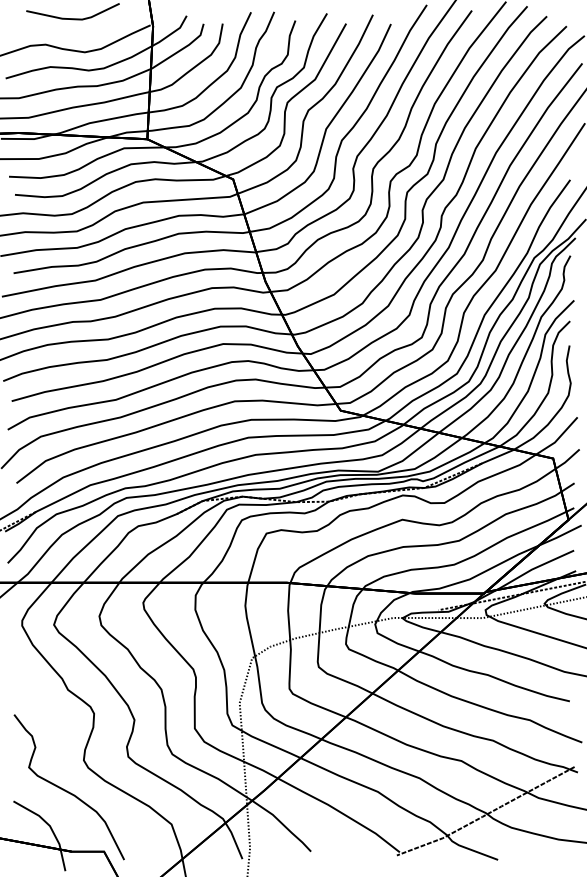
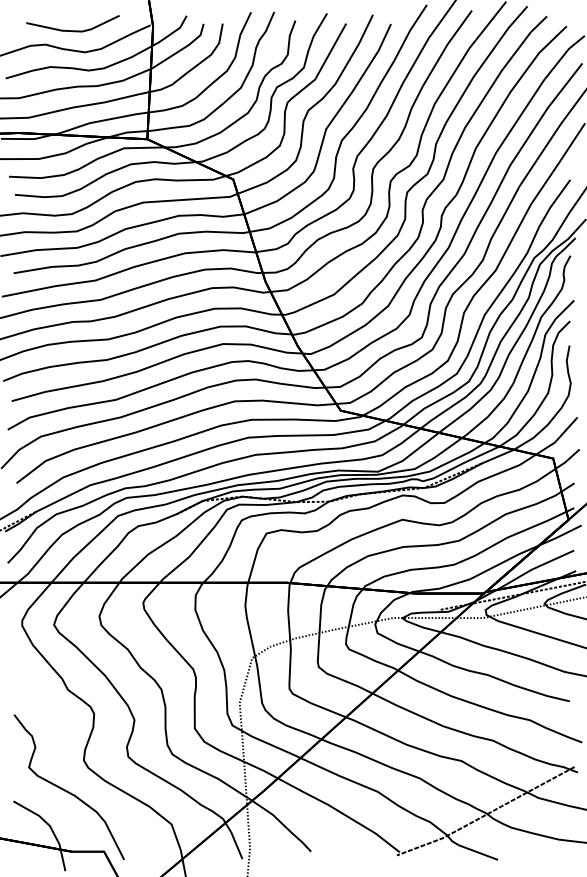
line position: (72, 18) -> (72, 30) (72, 30)
